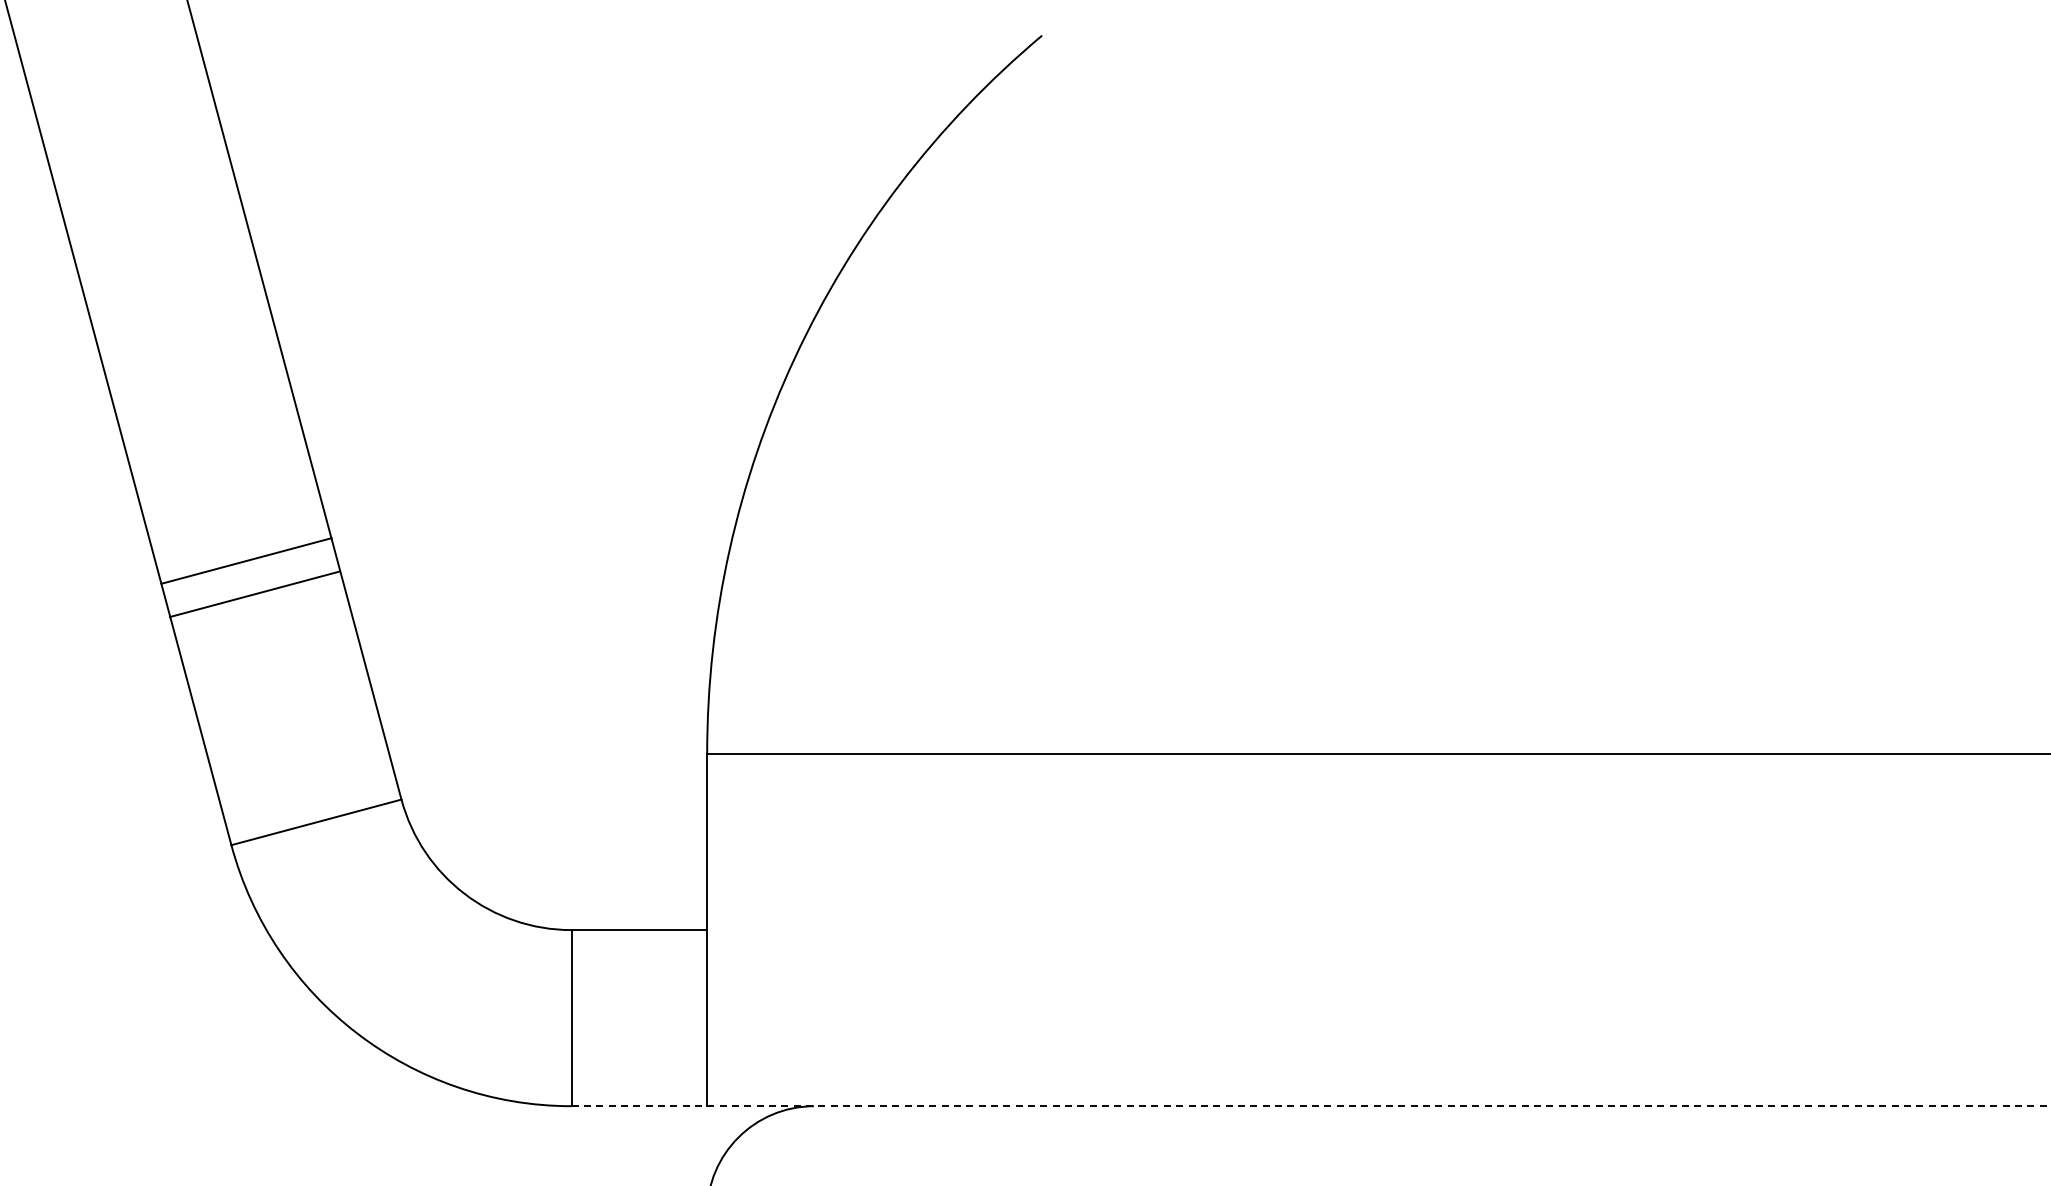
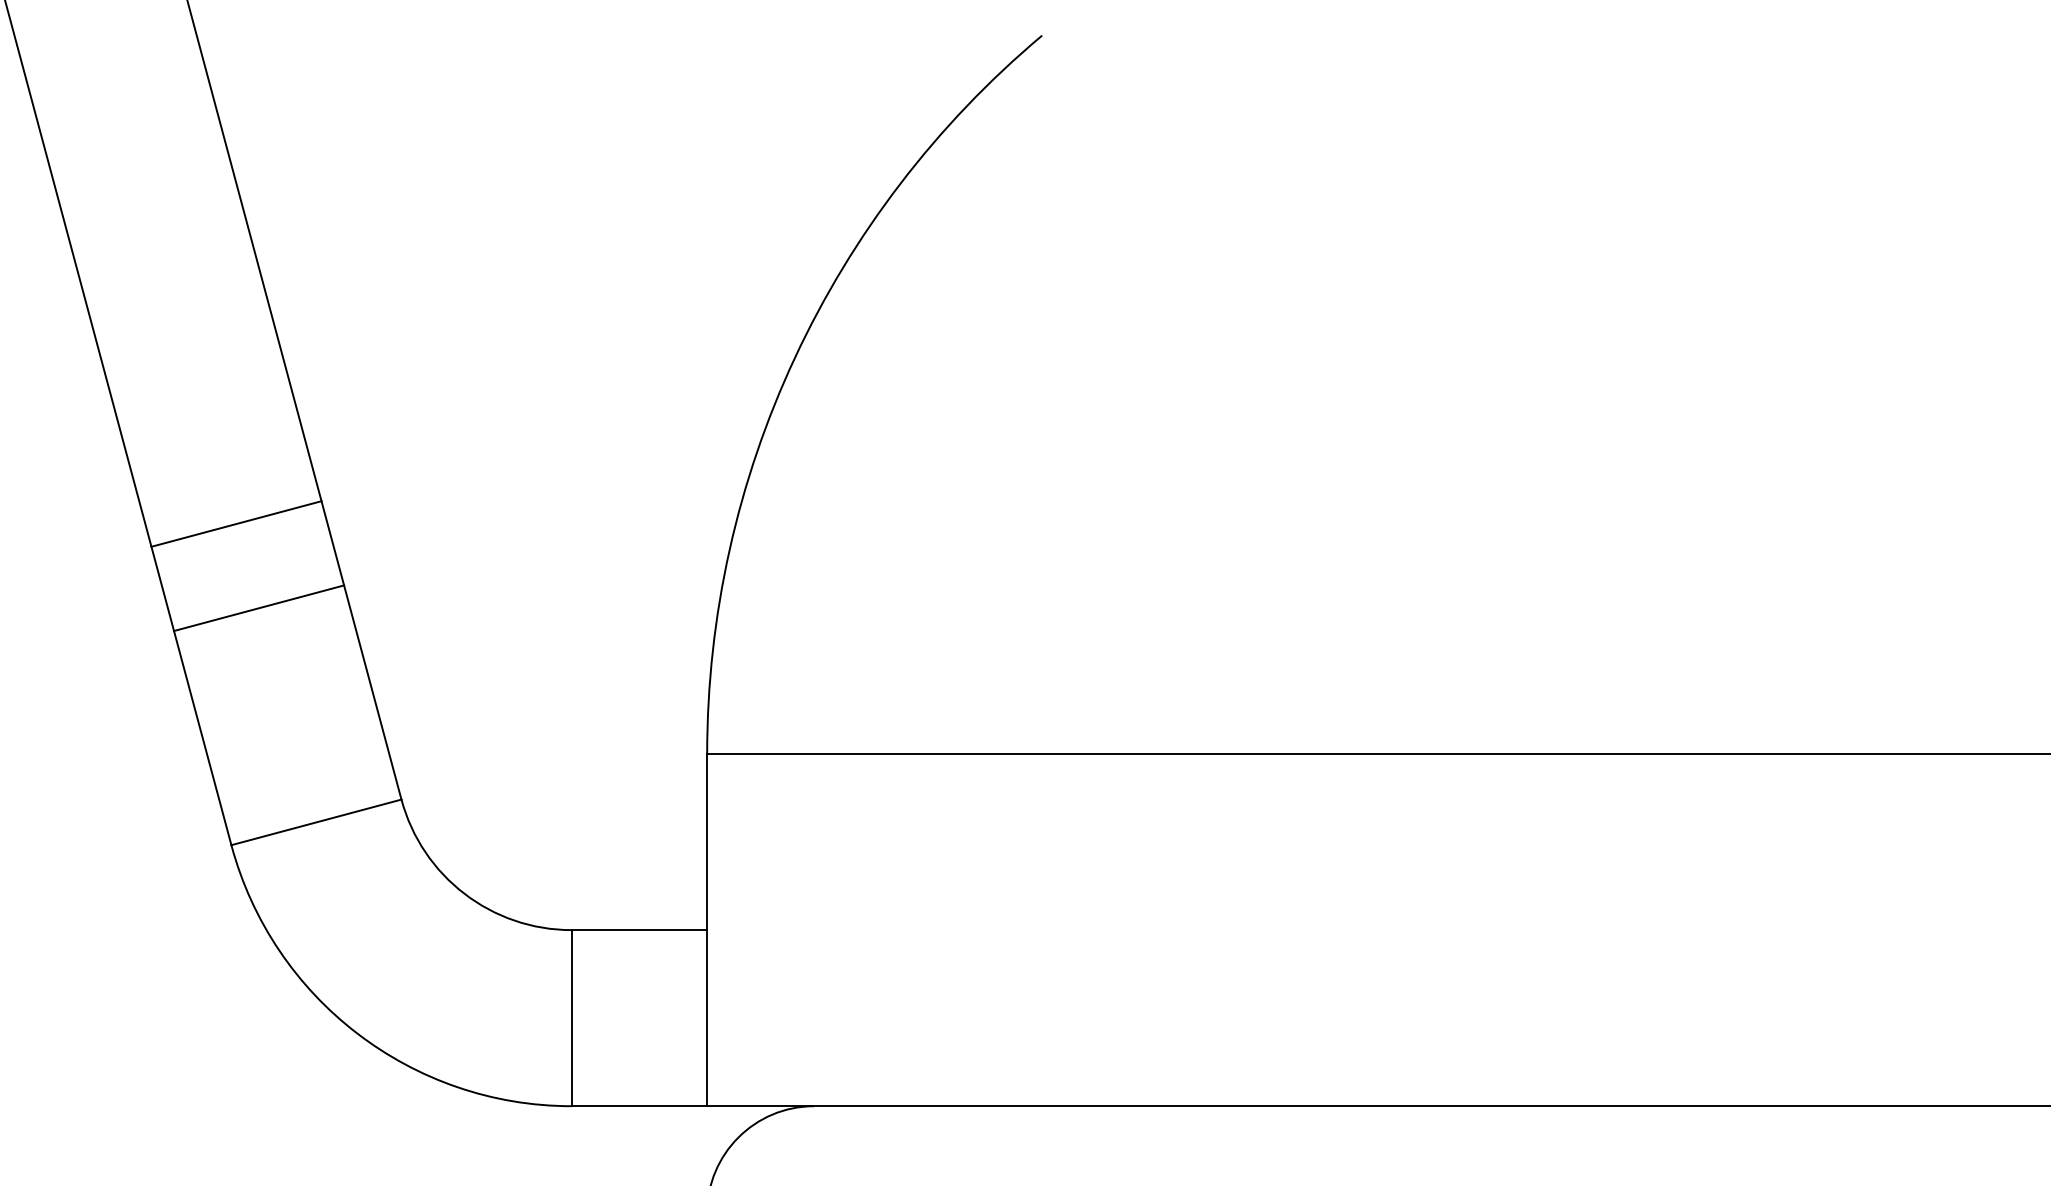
line position: (246, 560) -> (236, 523) (236, 523)
line position: (255, 594) -> (259, 608) (259, 608)
line: dashed -> solid (1311, 1106)
